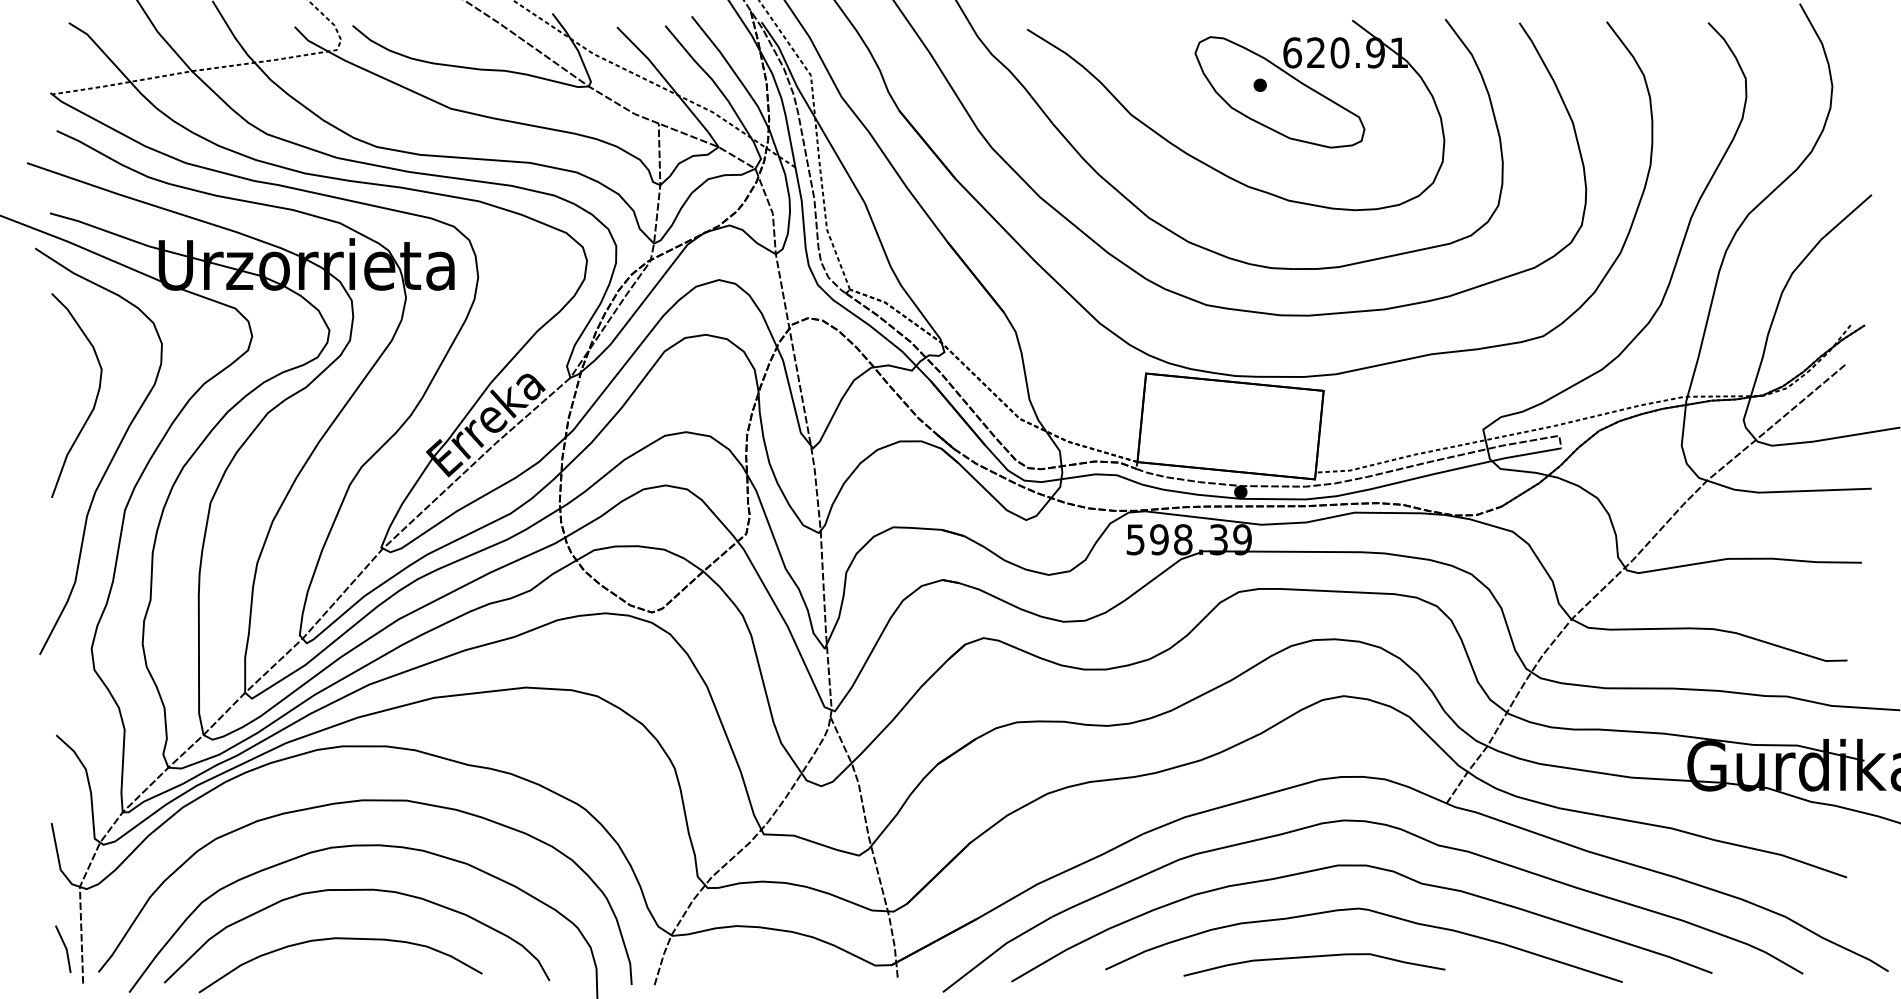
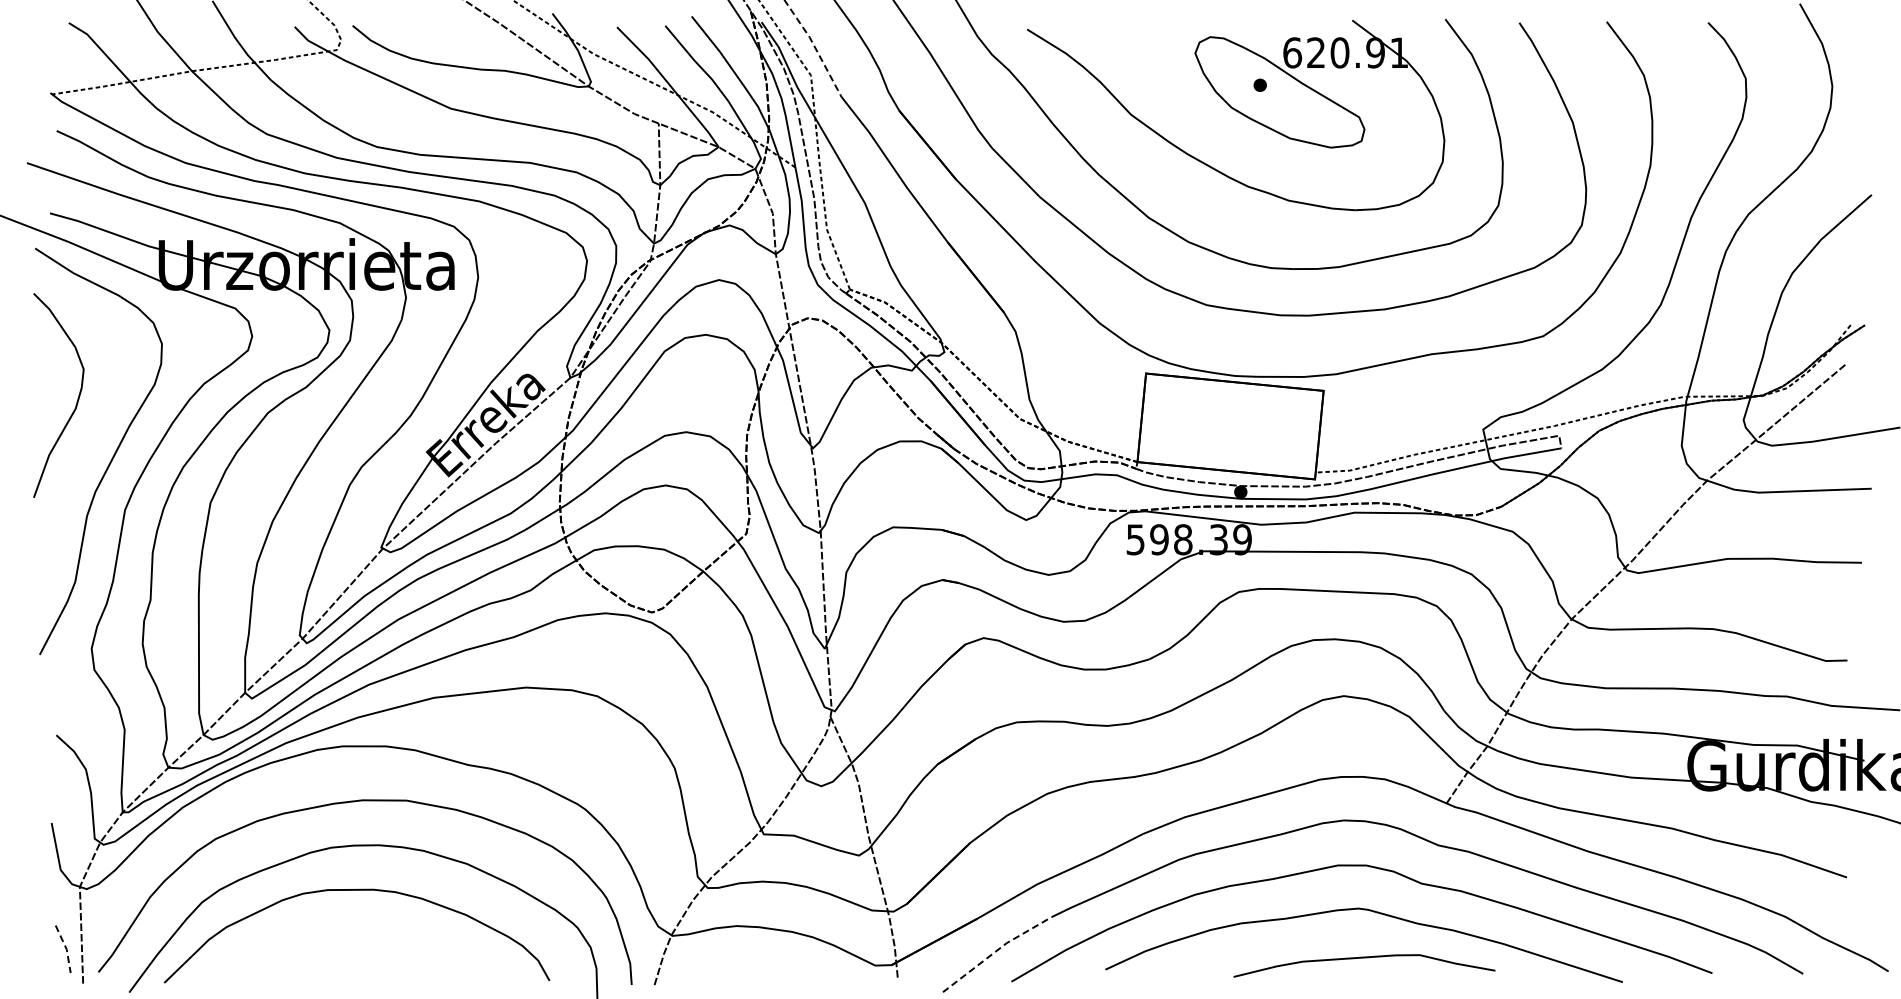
line: solid -> dashed (814, 46)
curve position: (94, 401) -> (76, 401) (76, 401)
curve: present -> none (340, 939)
line: solid -> dashed (66, 948)
line: solid -> dashed (996, 951)
curve position: (1314, 957) -> (1364, 958) (1364, 958)
